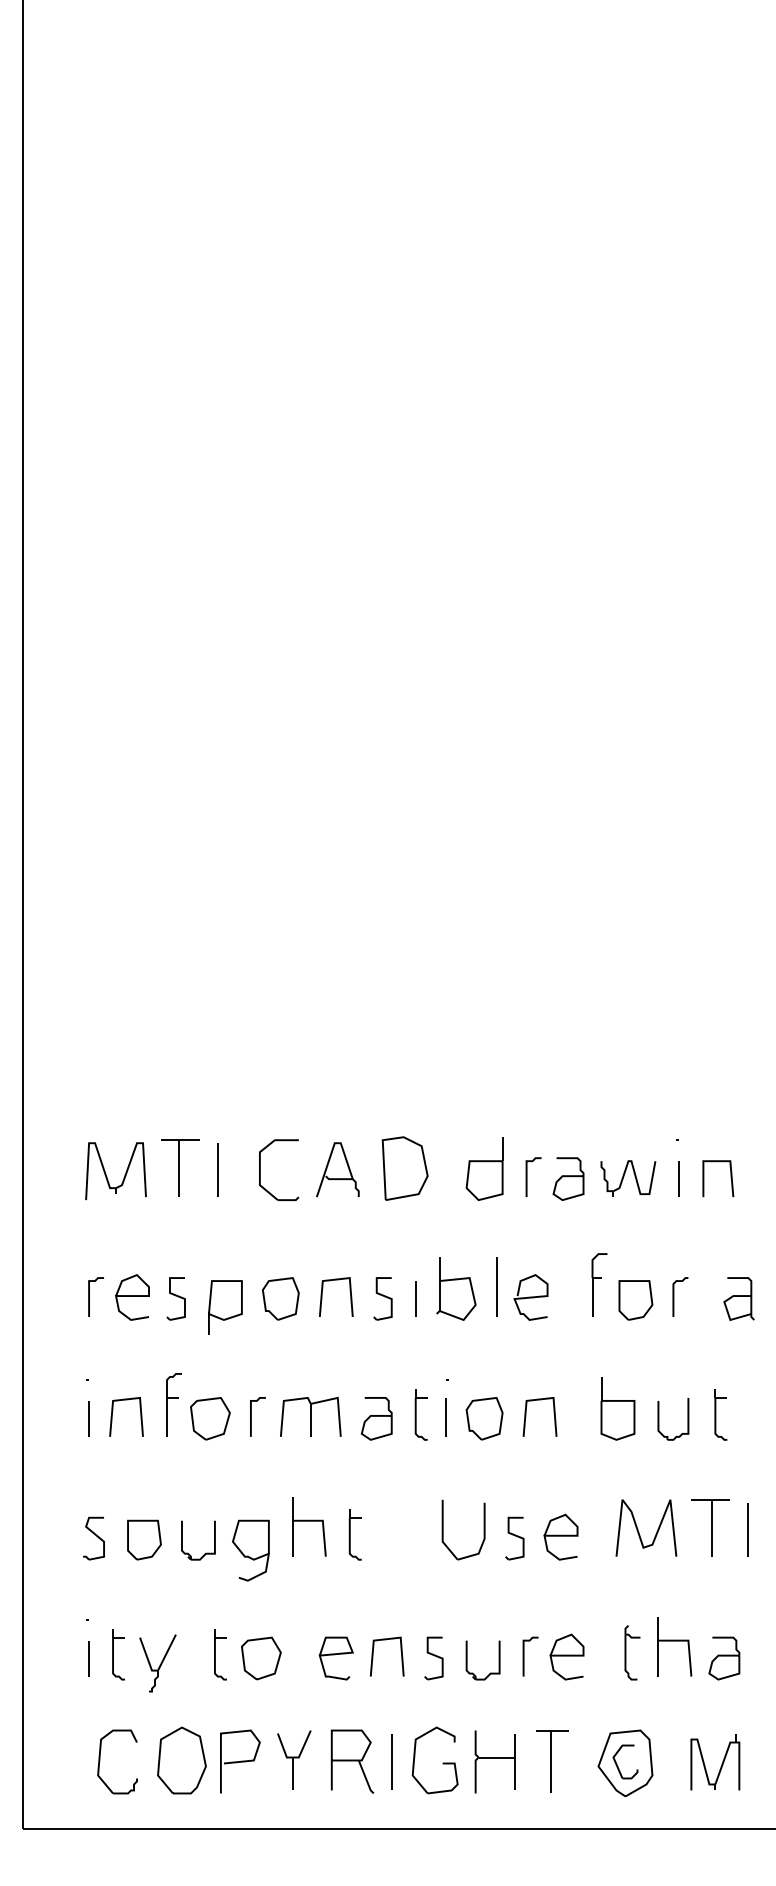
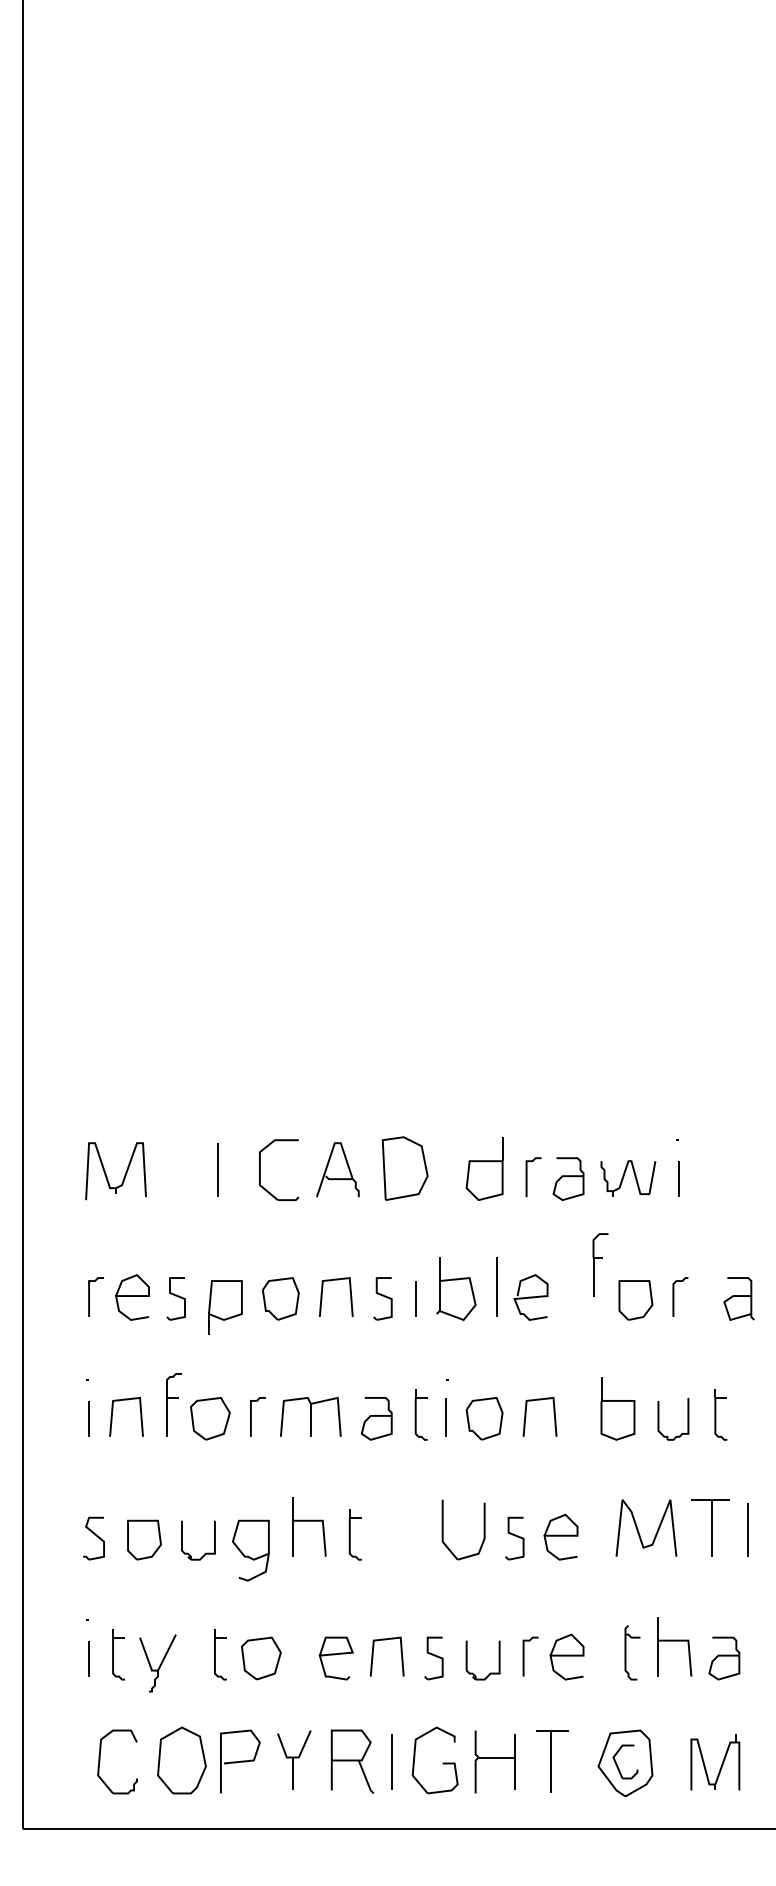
part: present -> none (180, 1167)
line: present -> none (730, 1178)
part position: (599, 1284) -> (600, 1264) (600, 1264)
